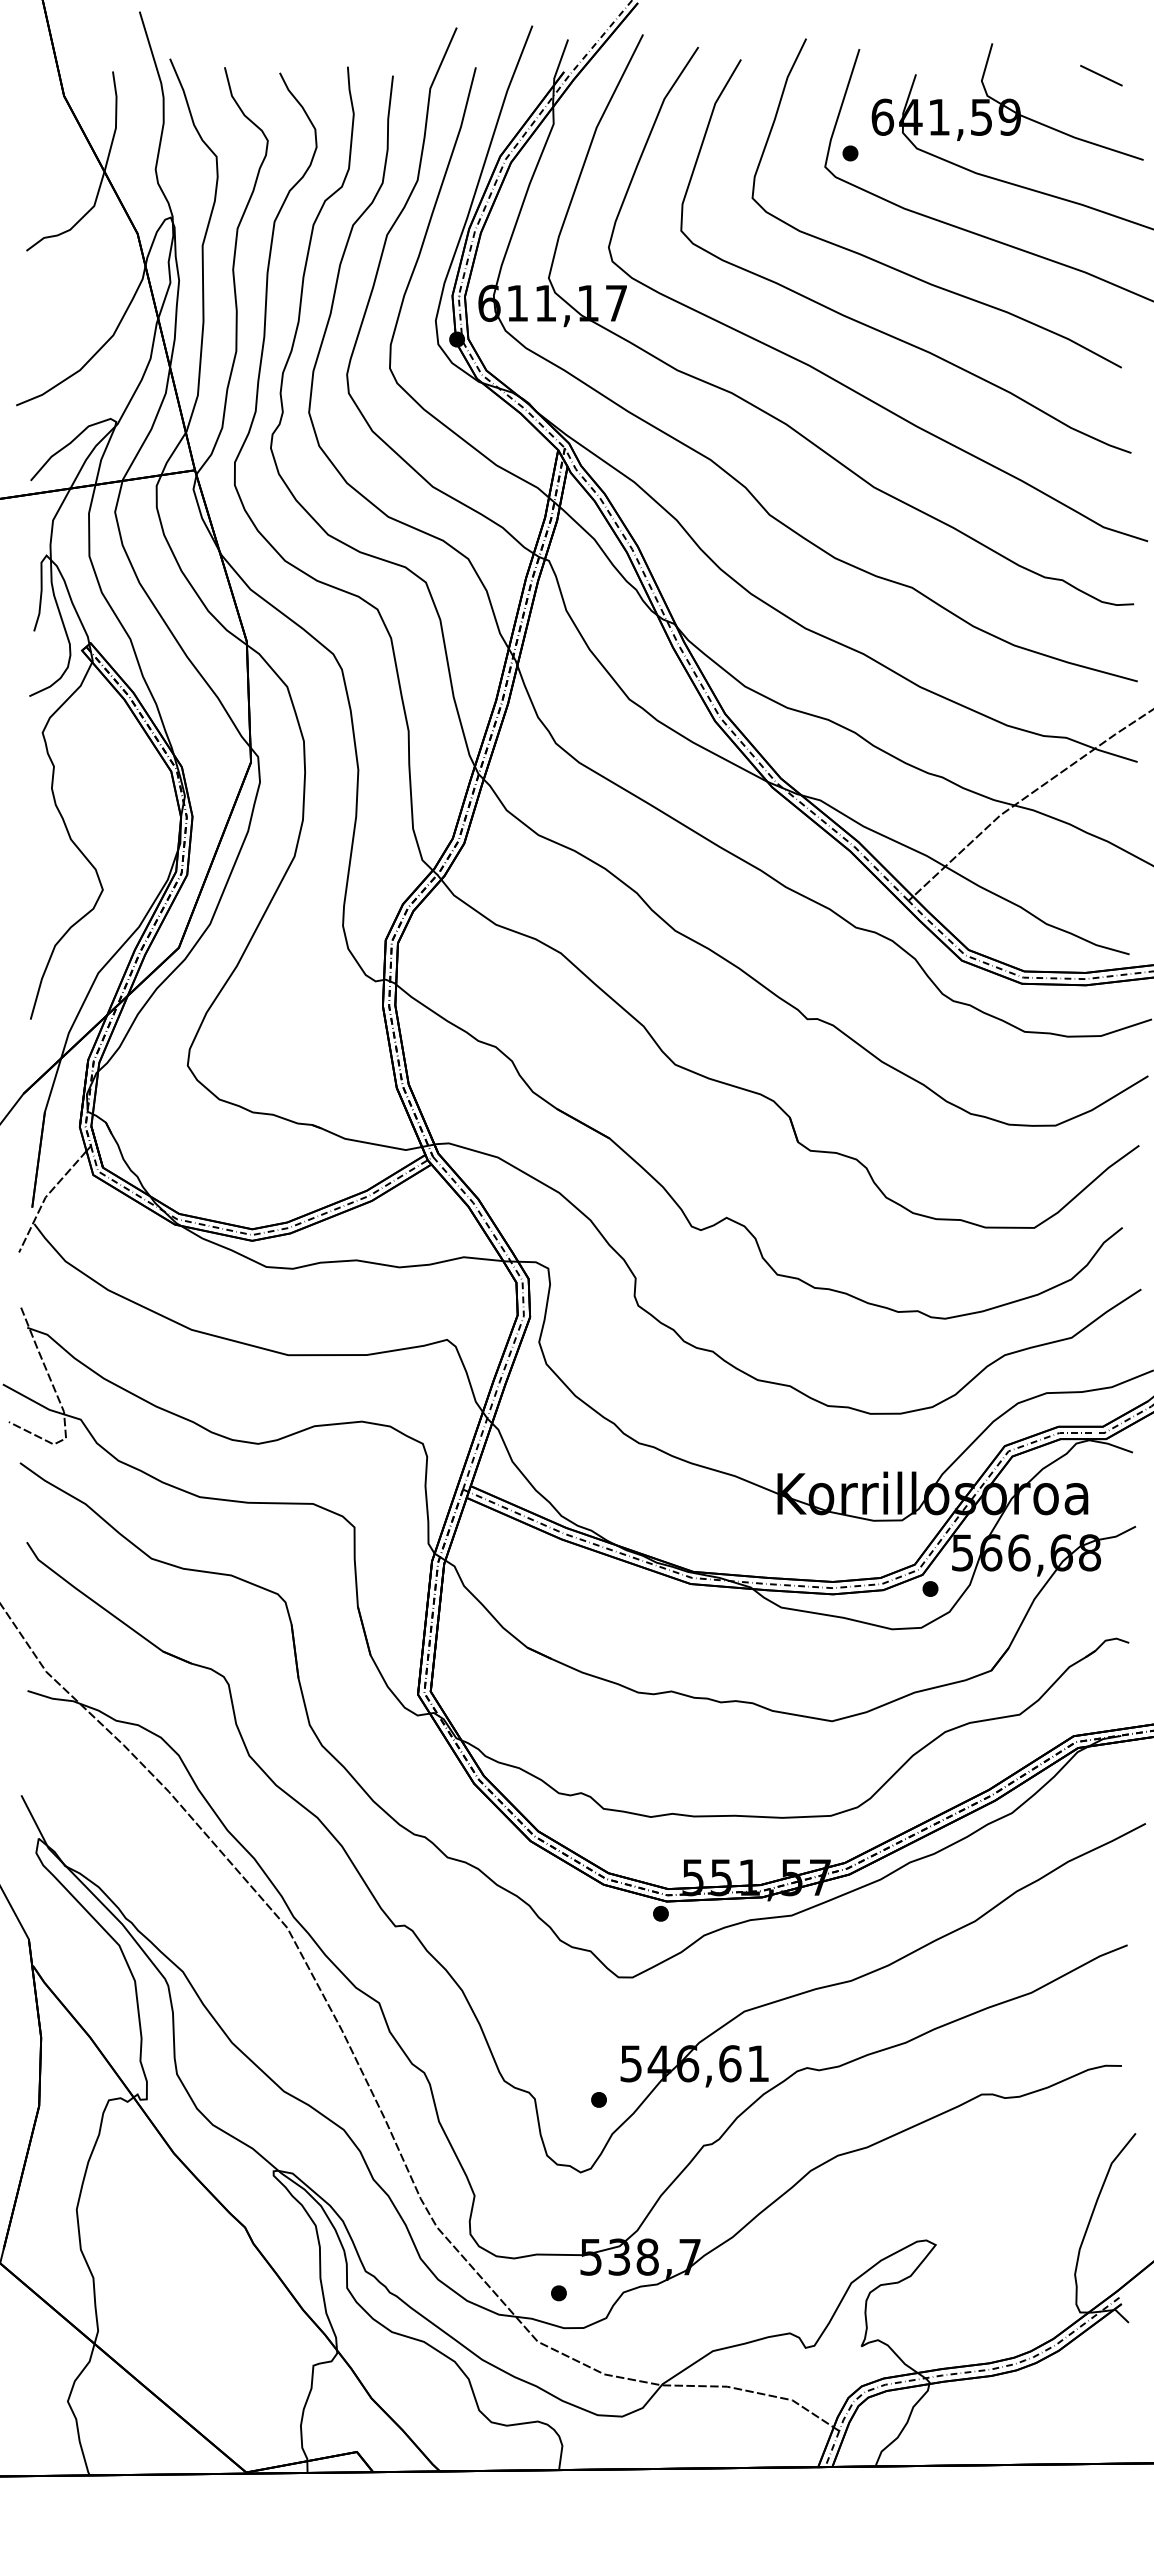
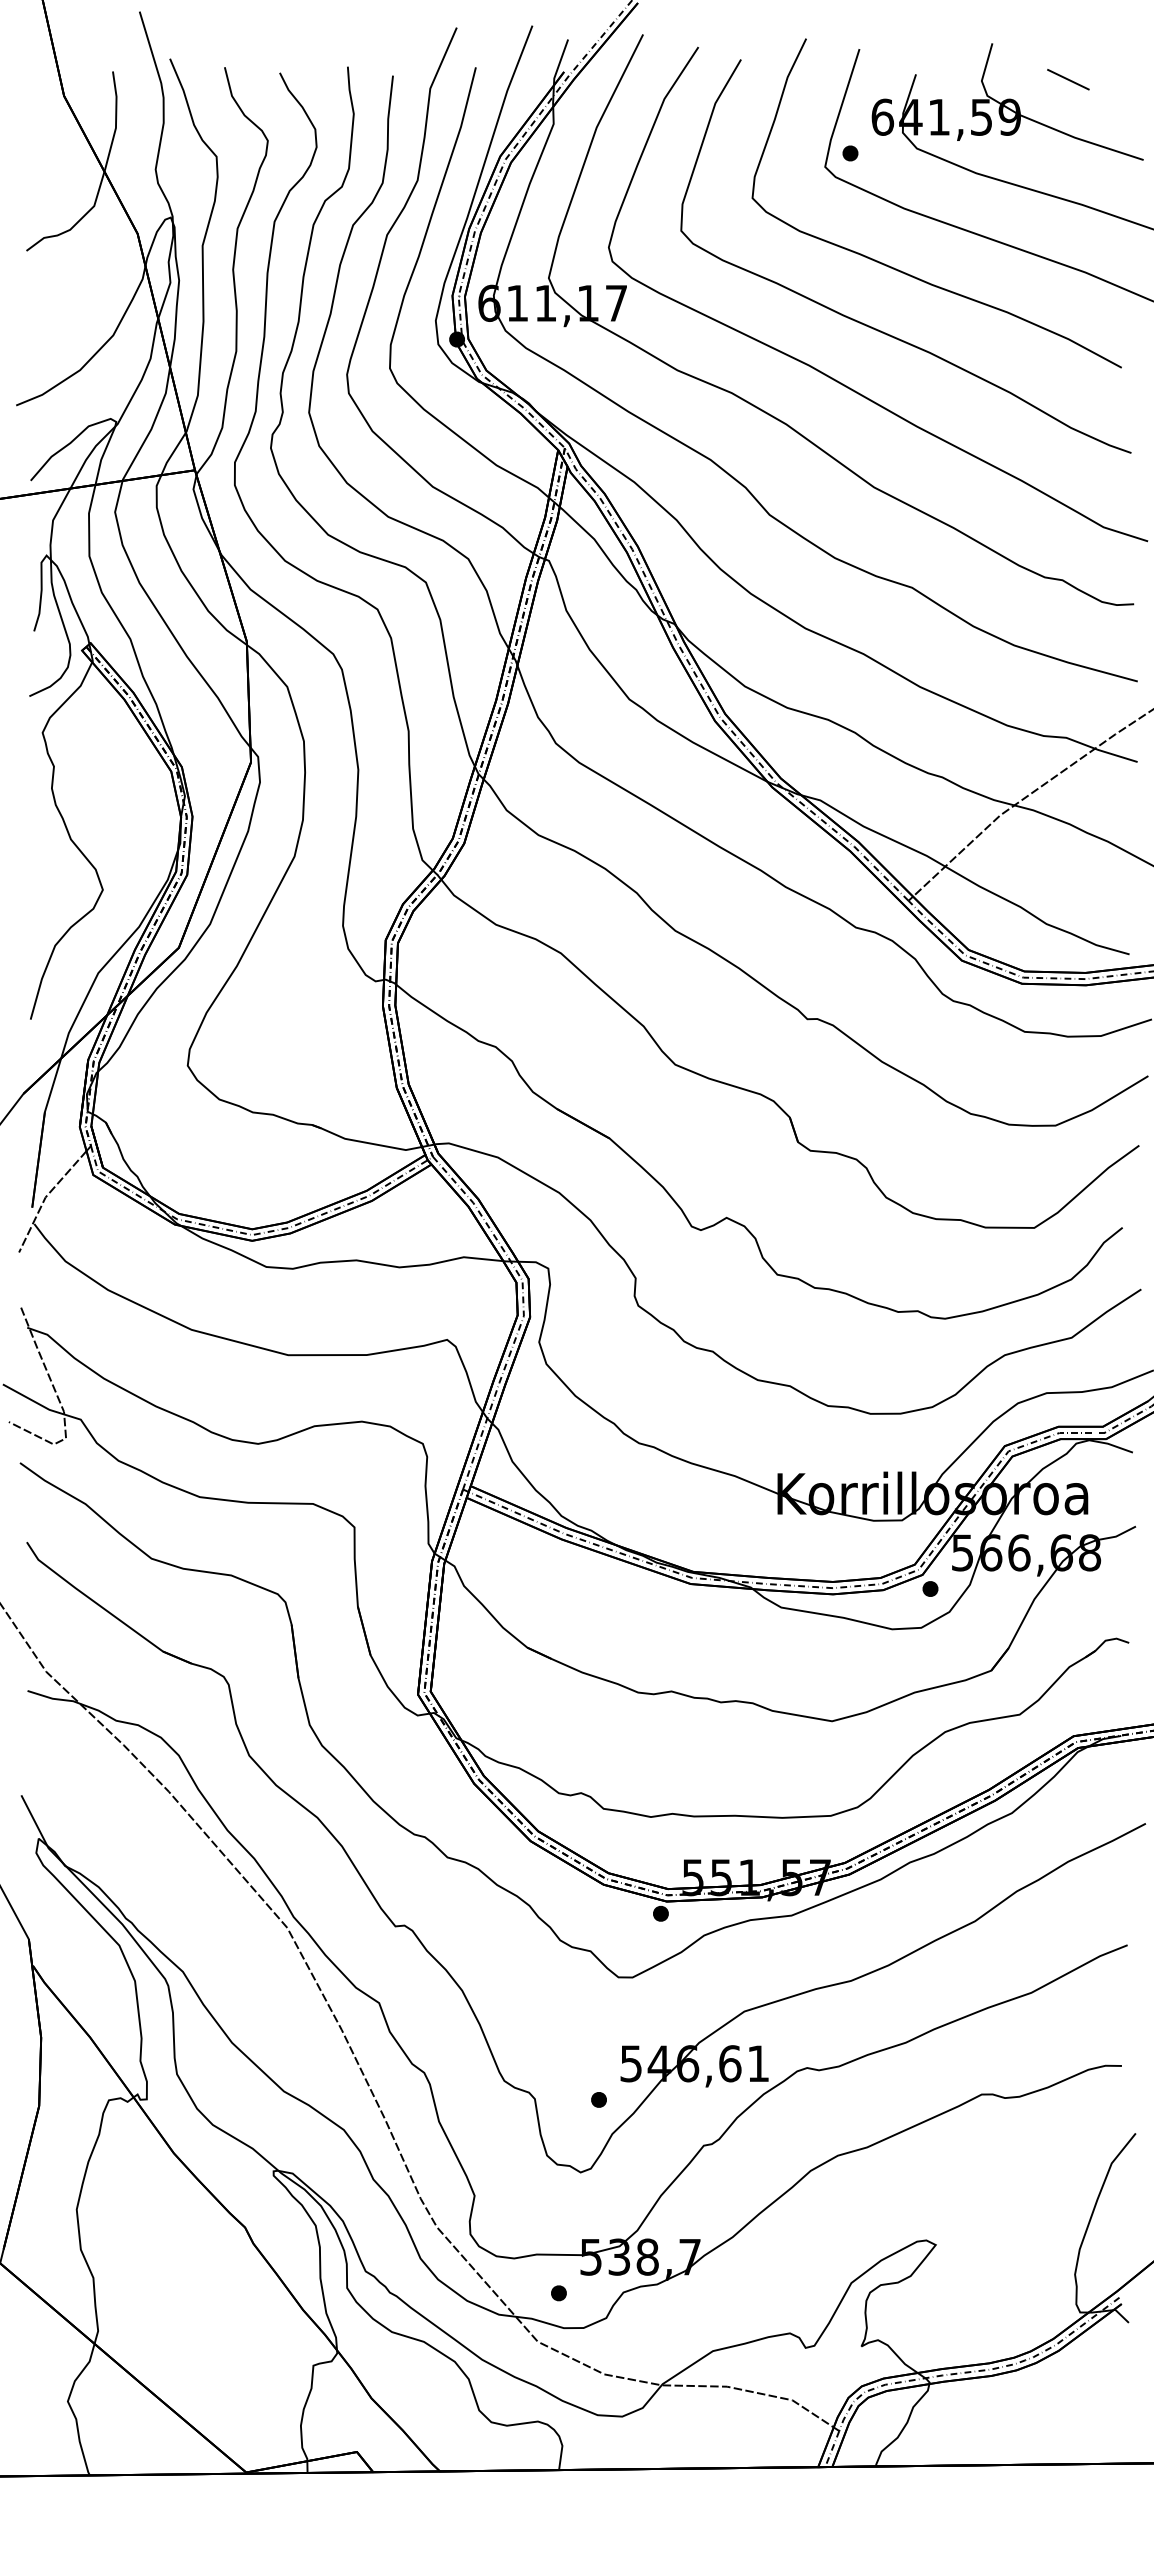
line position: (1101, 75) -> (1068, 79) (1068, 79)
